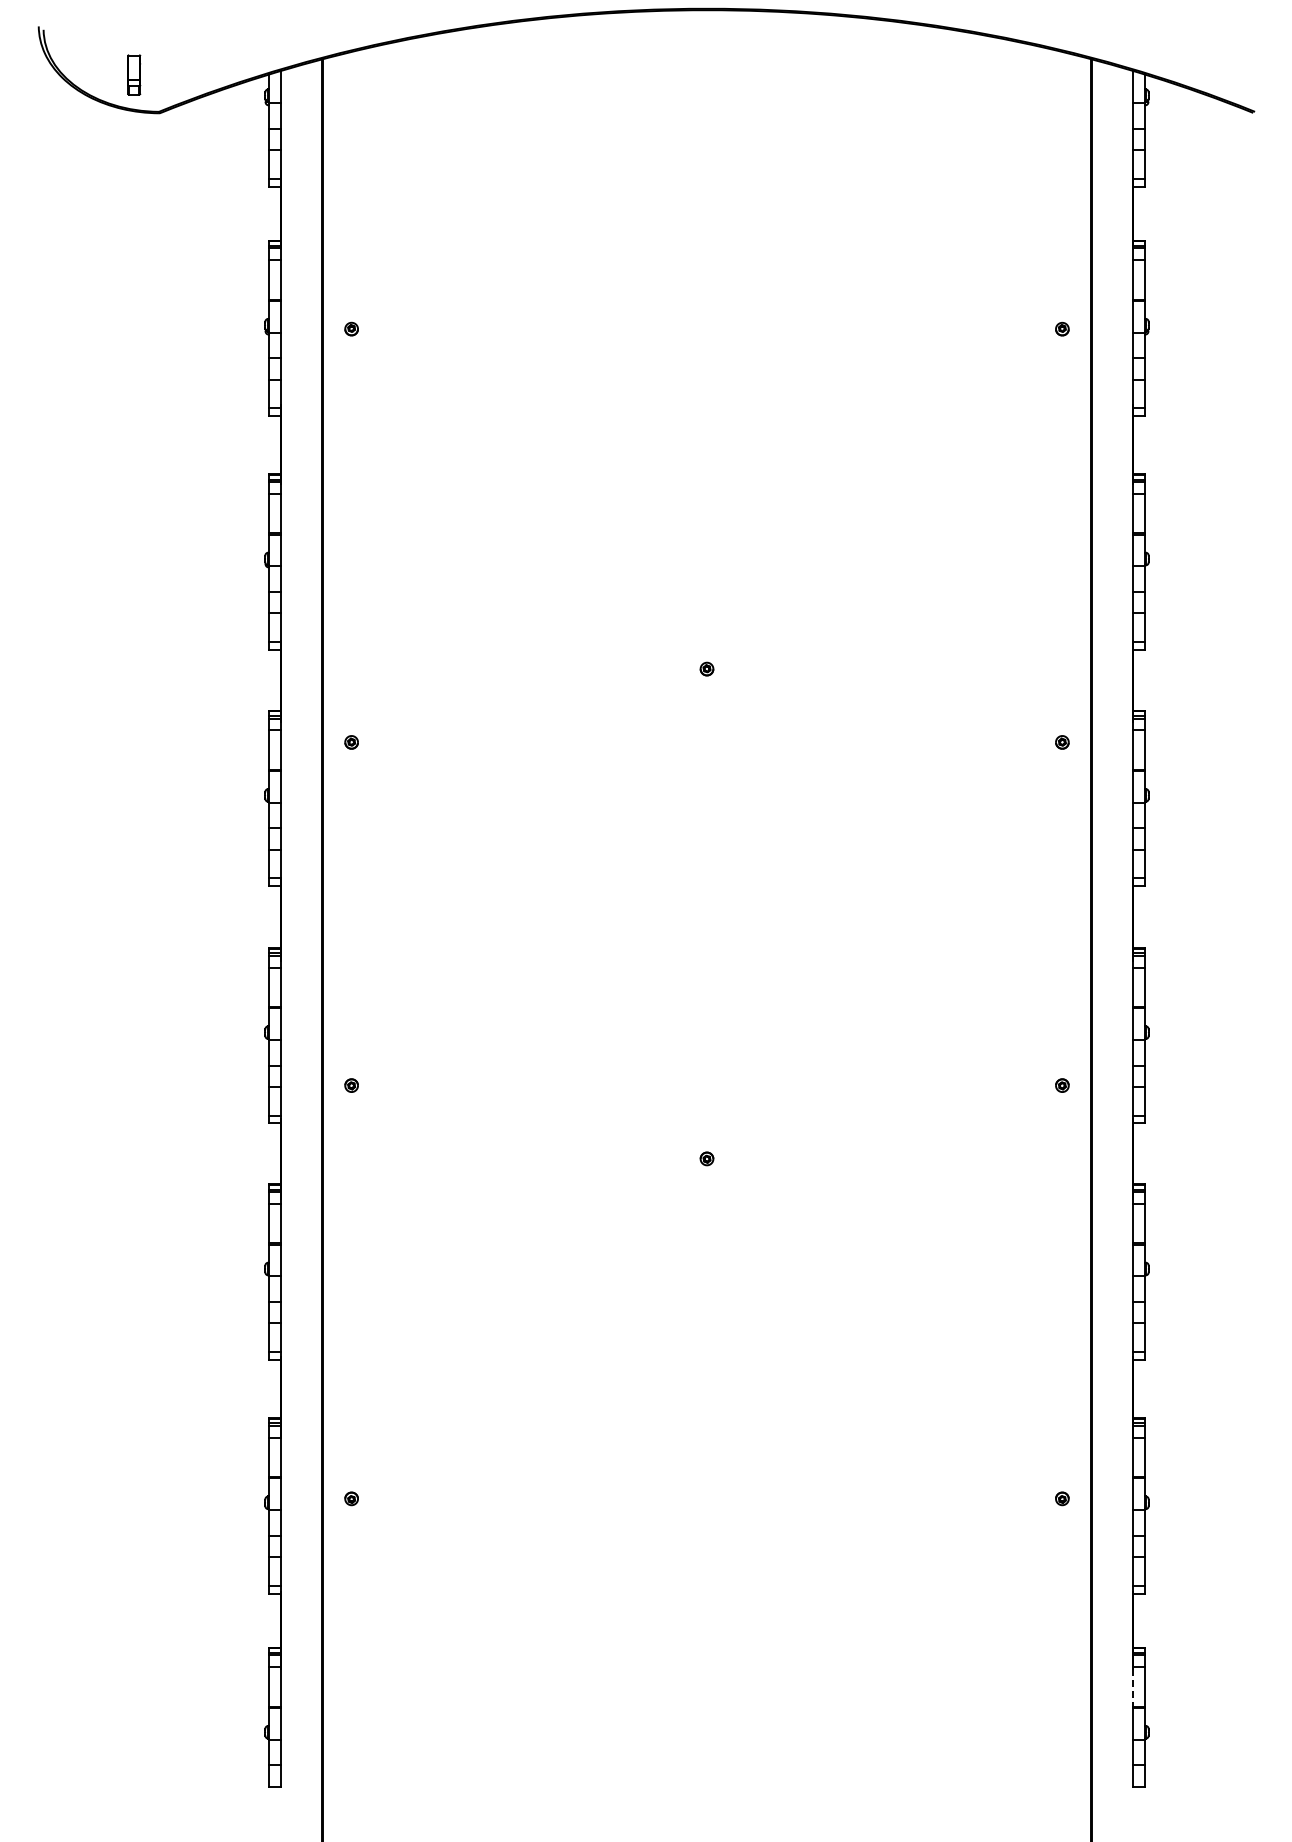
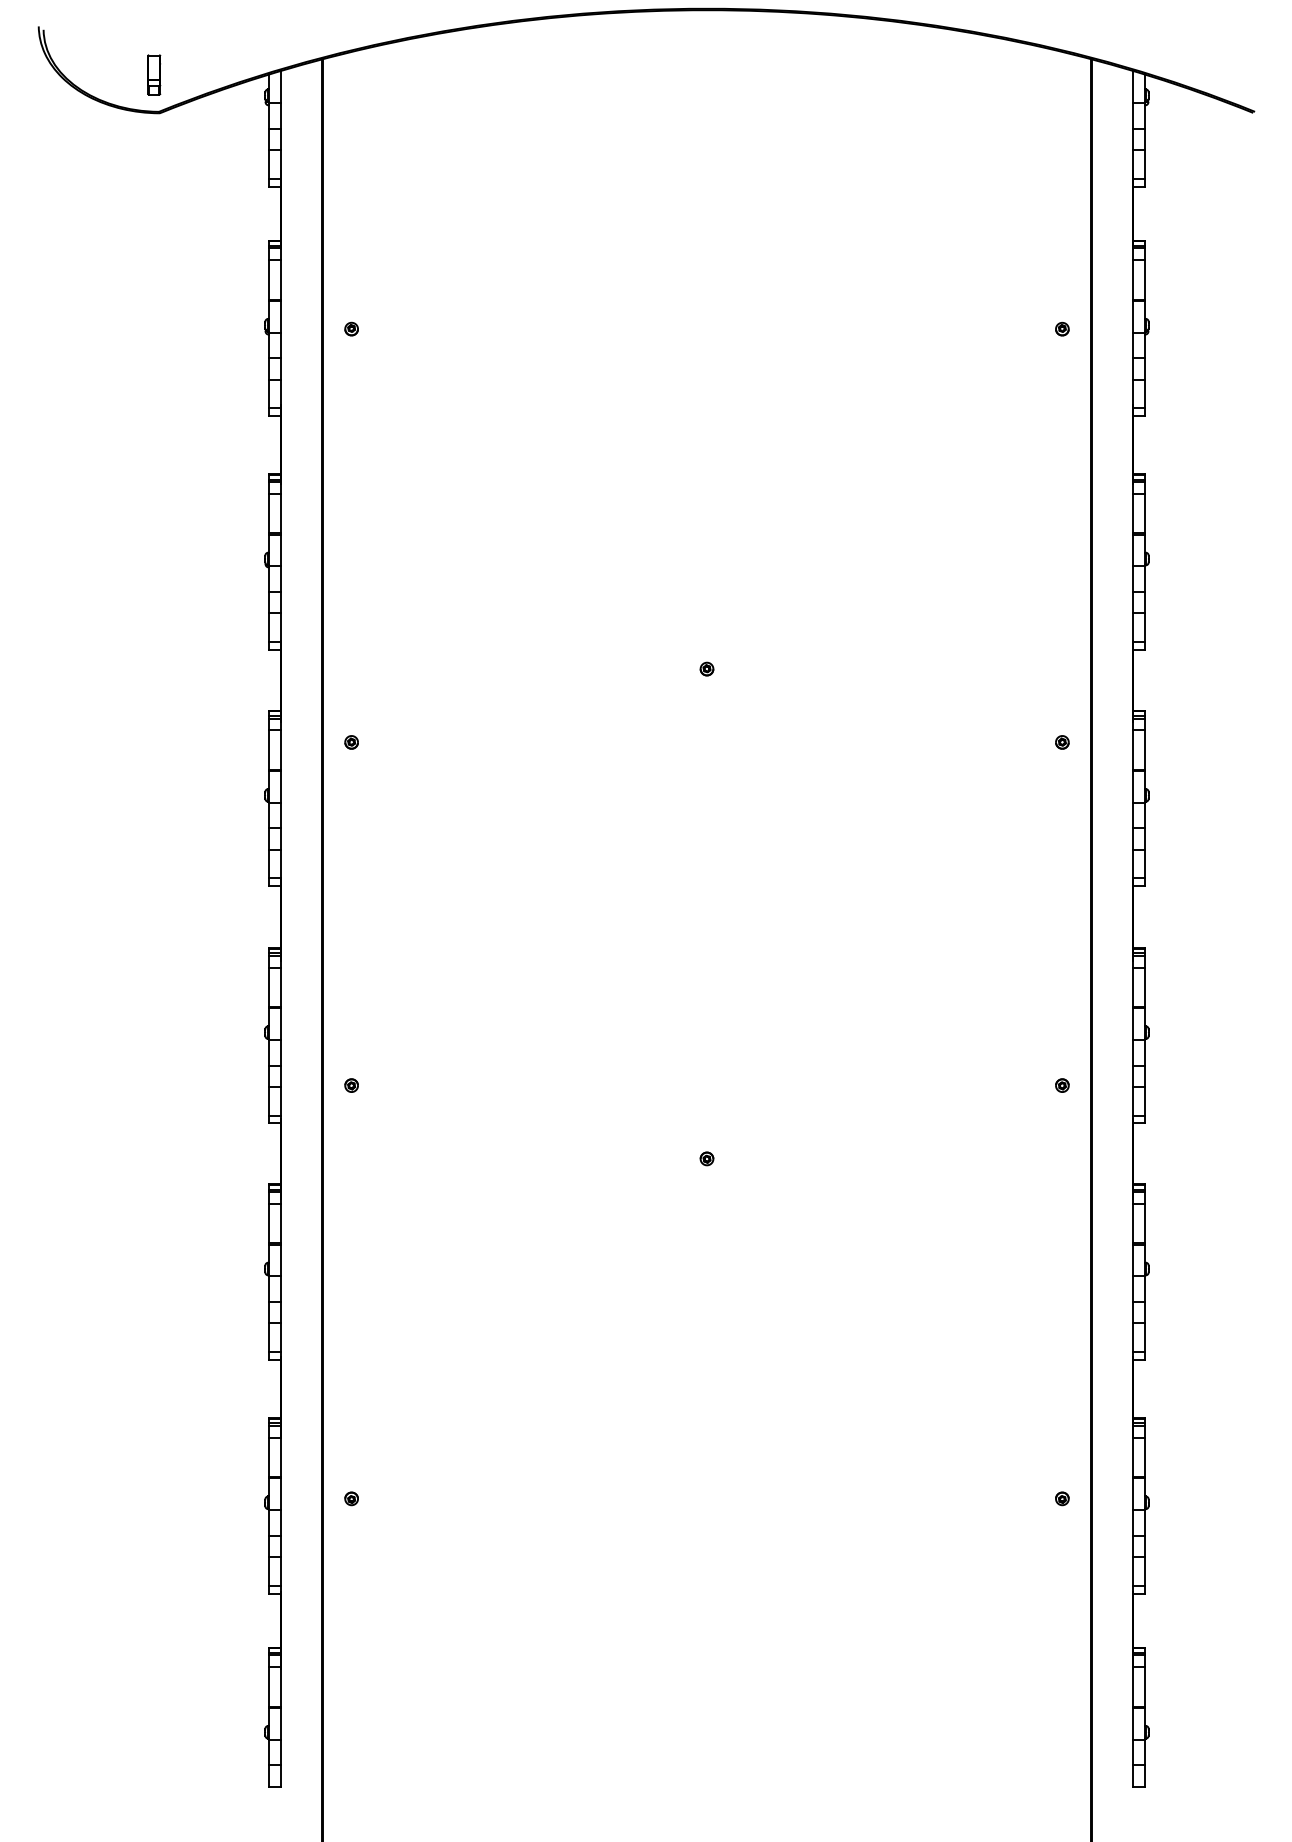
part position: (134, 74) -> (154, 74) (154, 74)
line: dashed -> solid (1132, 1688)
